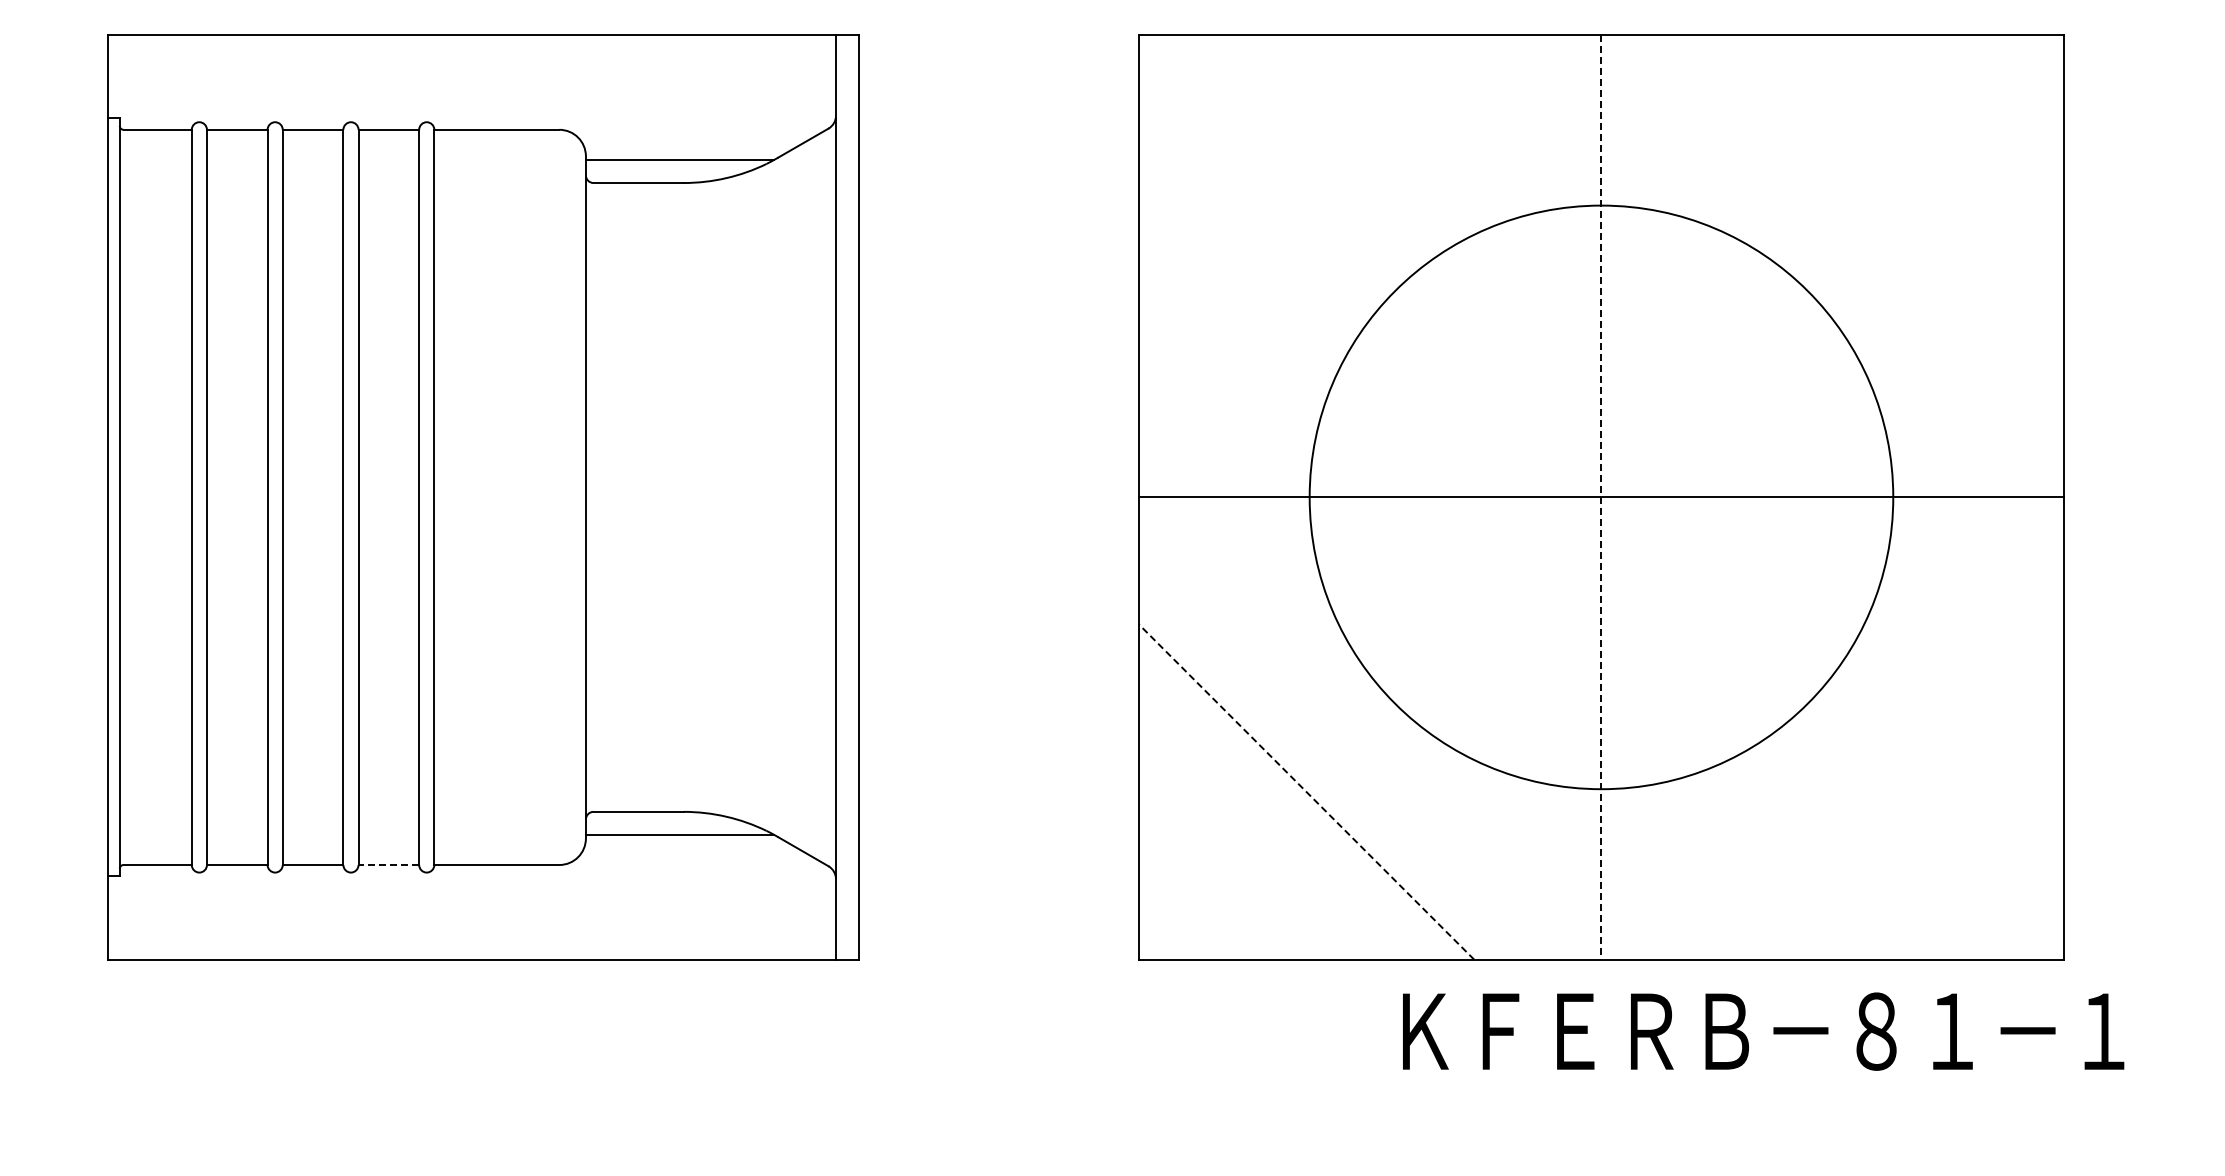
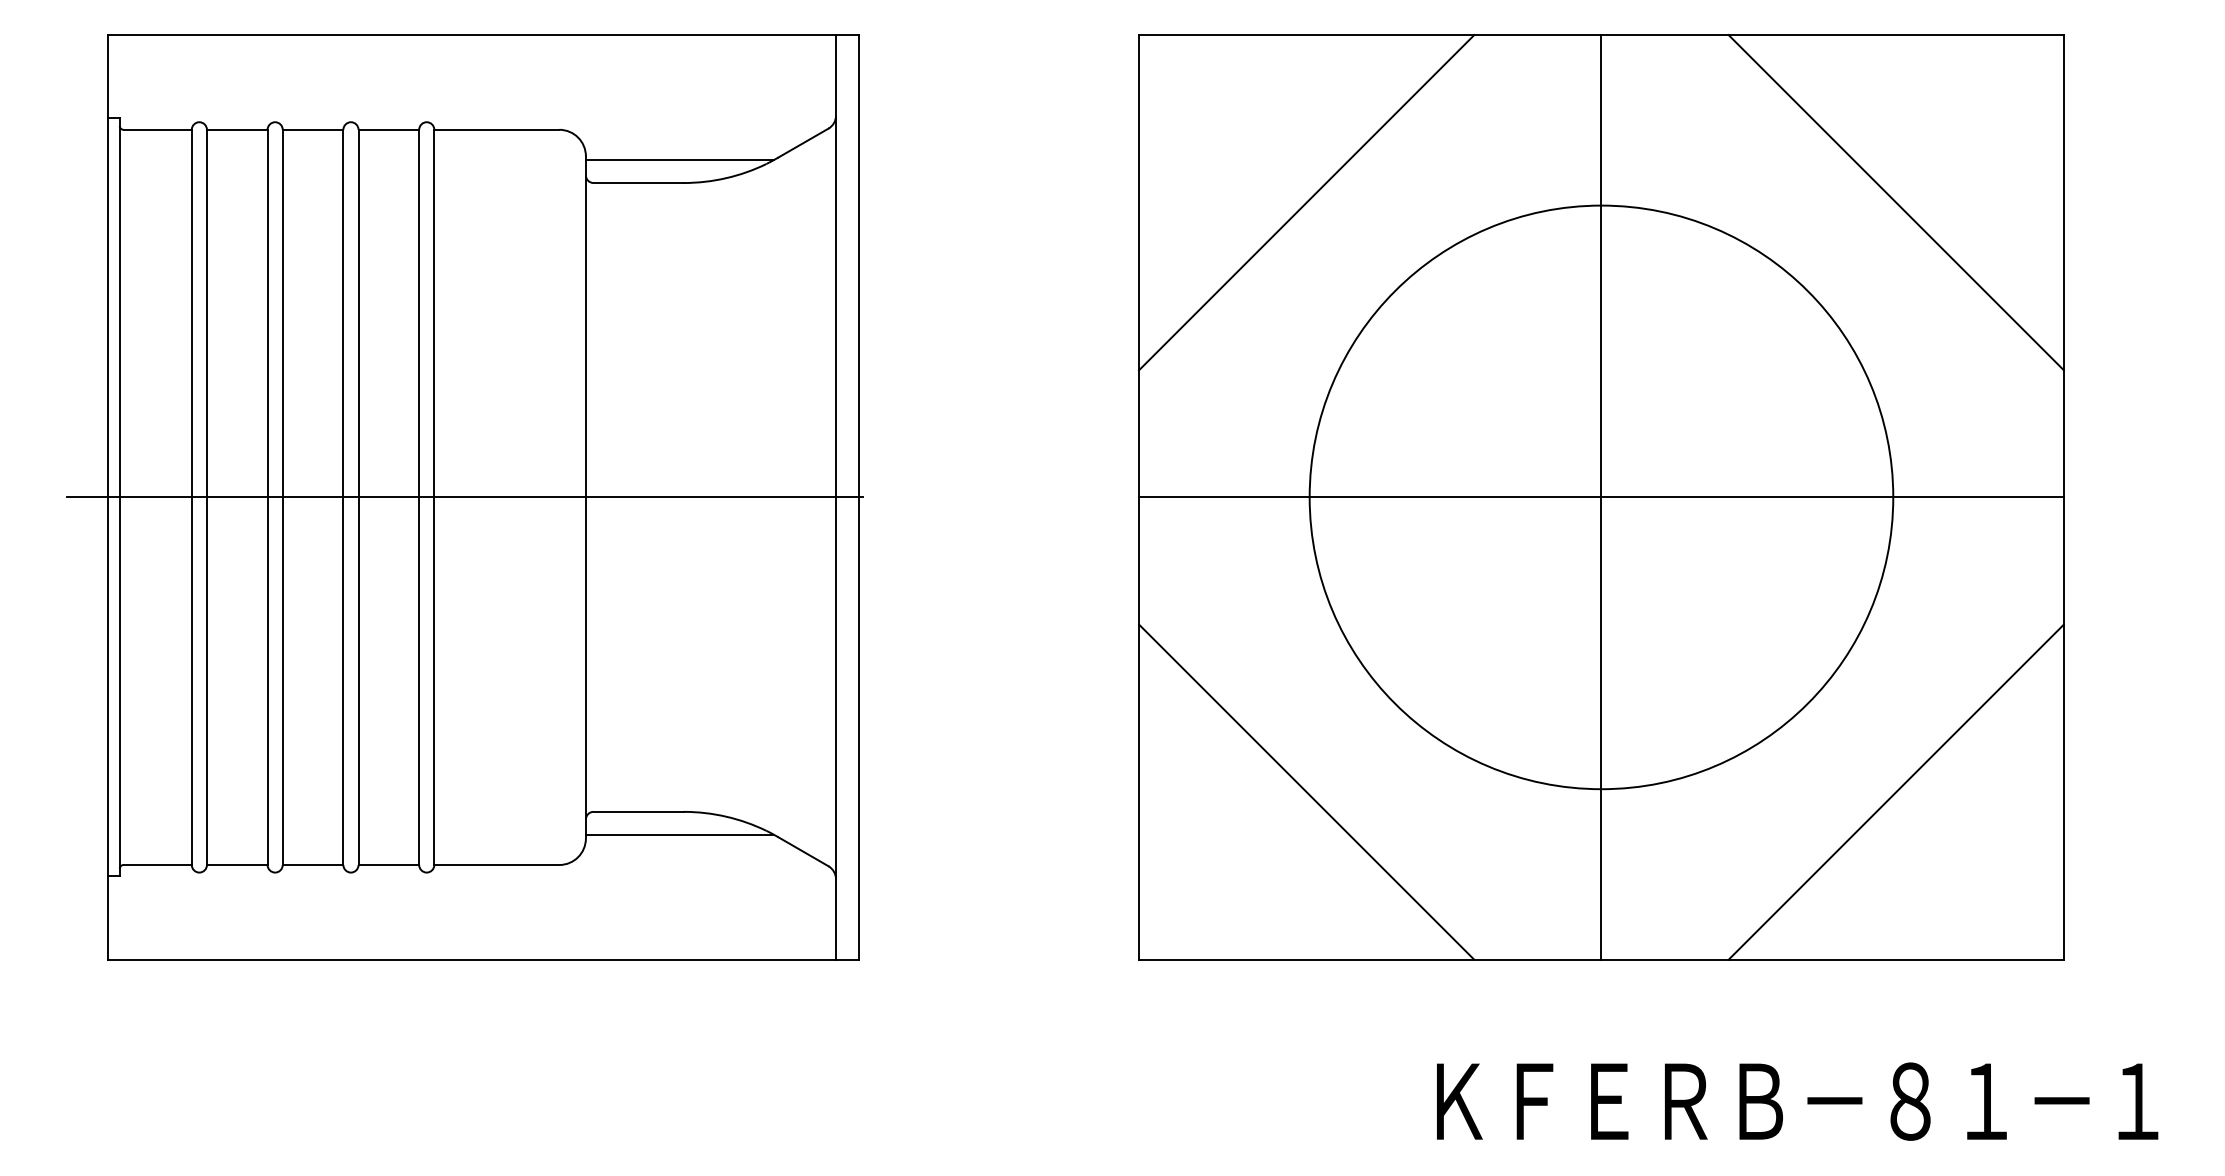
line: none -> present (1306, 202)
line: none -> present (1895, 202)
line: none -> present (464, 497)
line: dashed -> solid (1601, 497)
line: none -> present (1895, 791)
line: dashed -> solid (1306, 792)
line: dashed -> solid (388, 865)
text position: (1763, 1031) -> (1797, 1101) (1797, 1101)
